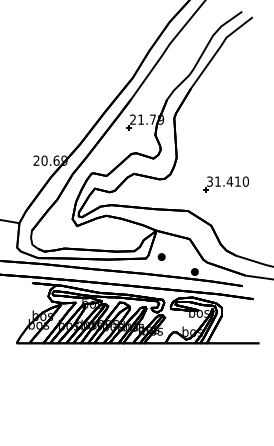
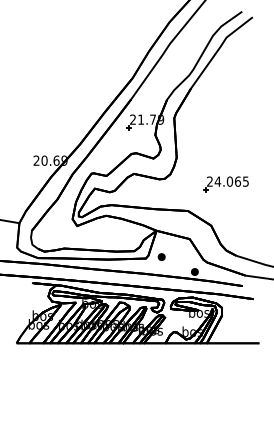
text: 31.410 -> 24.065 (228, 181)
